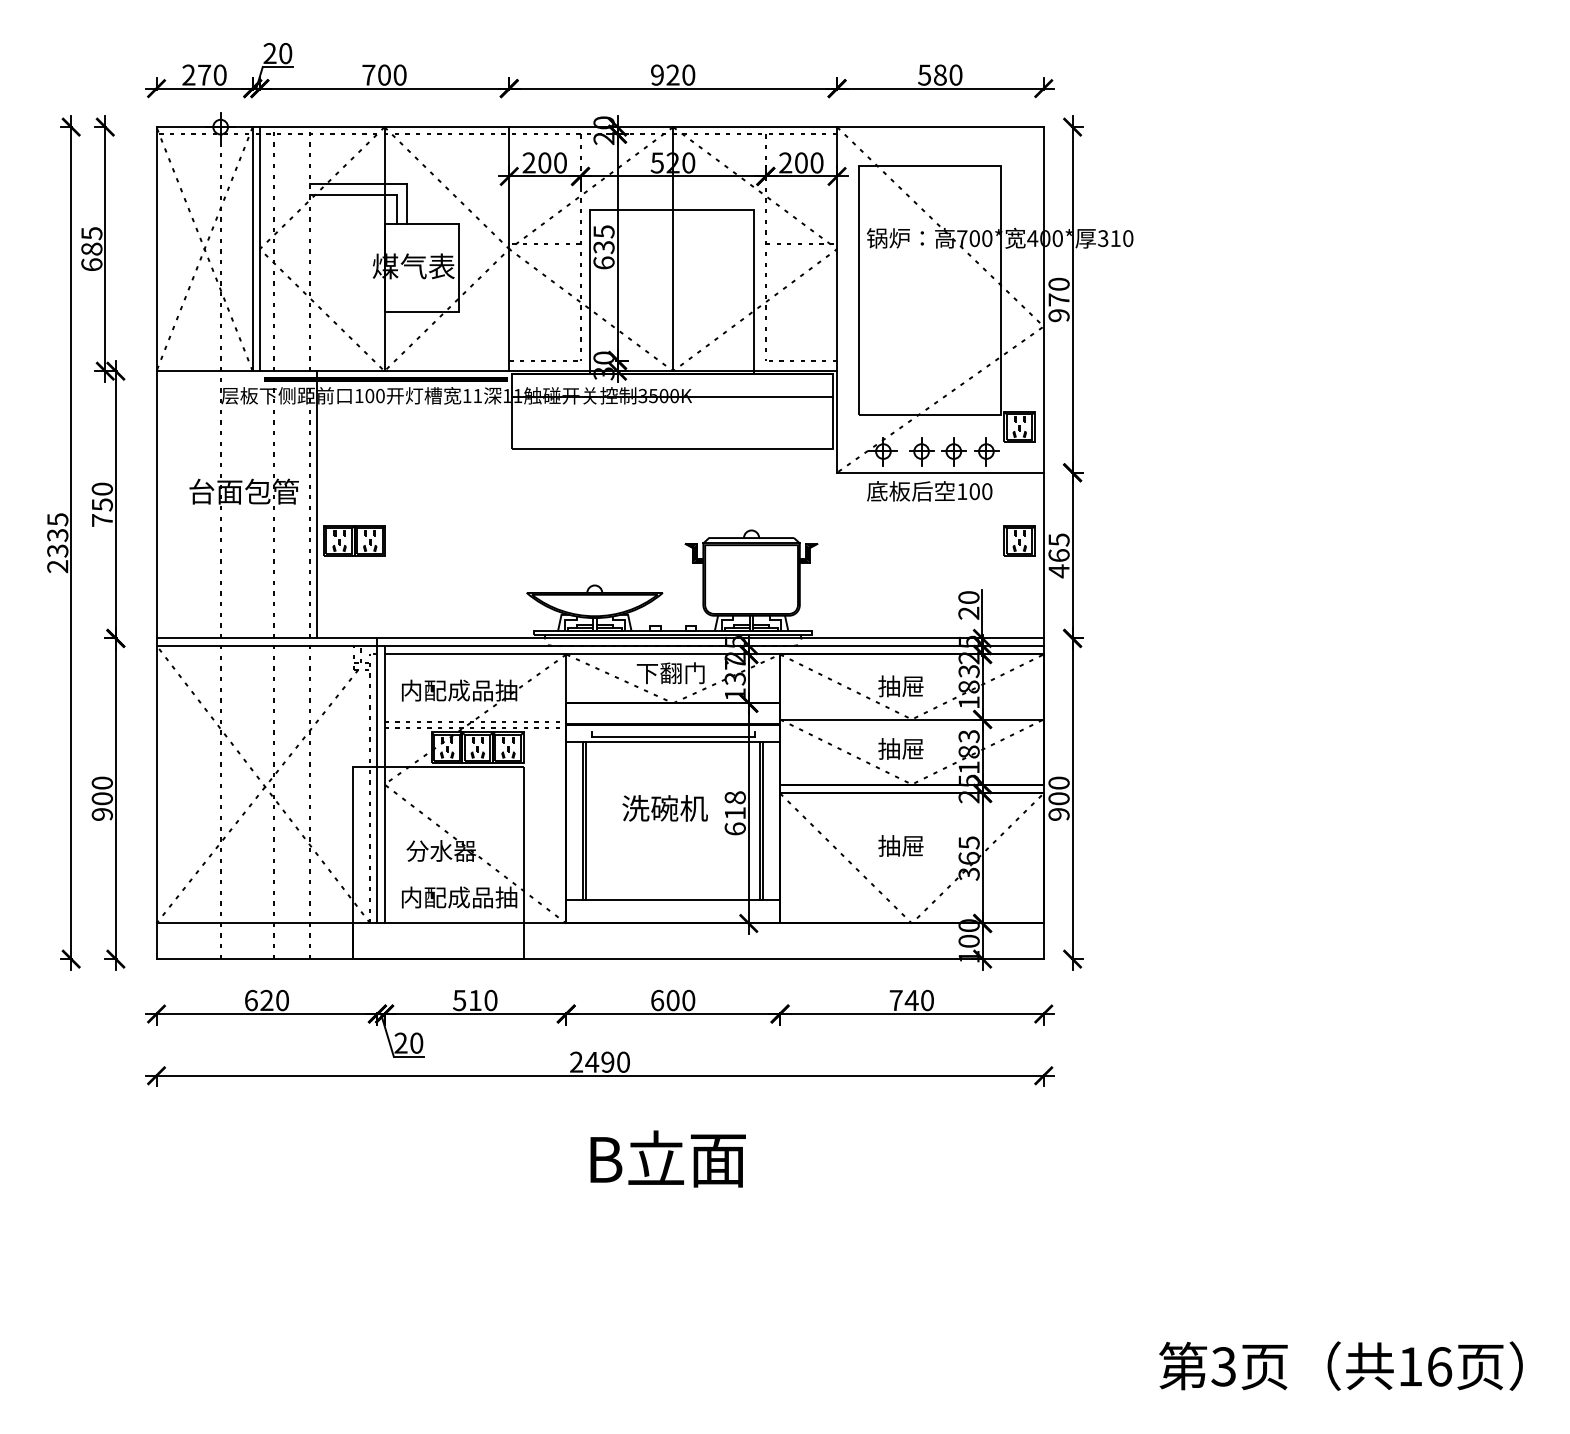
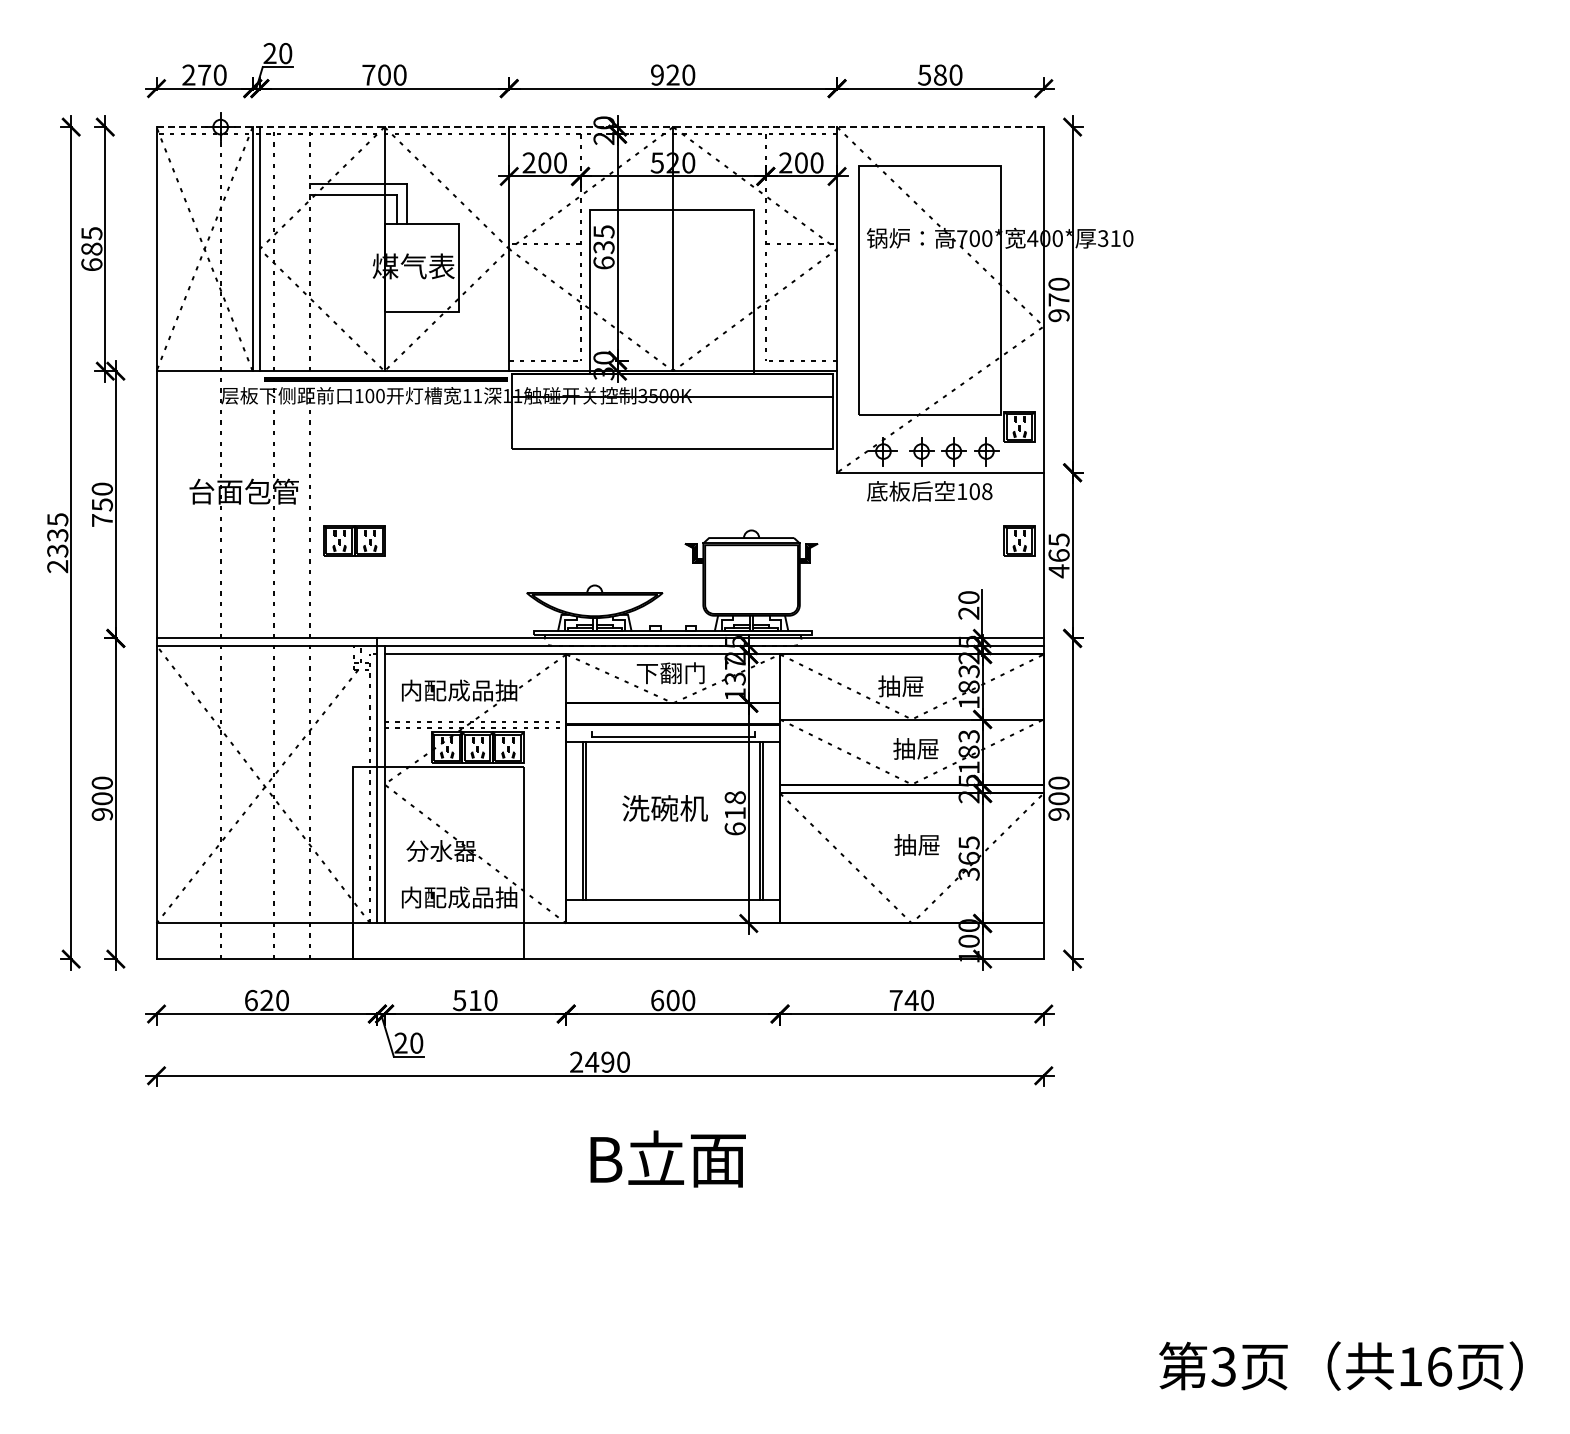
line: solid -> dashed (600, 127)
text: 100 -> 108 (987, 491)
line: present -> none (316, 504)
text position: (900, 748) -> (915, 748) (915, 748)
text position: (900, 845) -> (916, 844) (916, 844)
